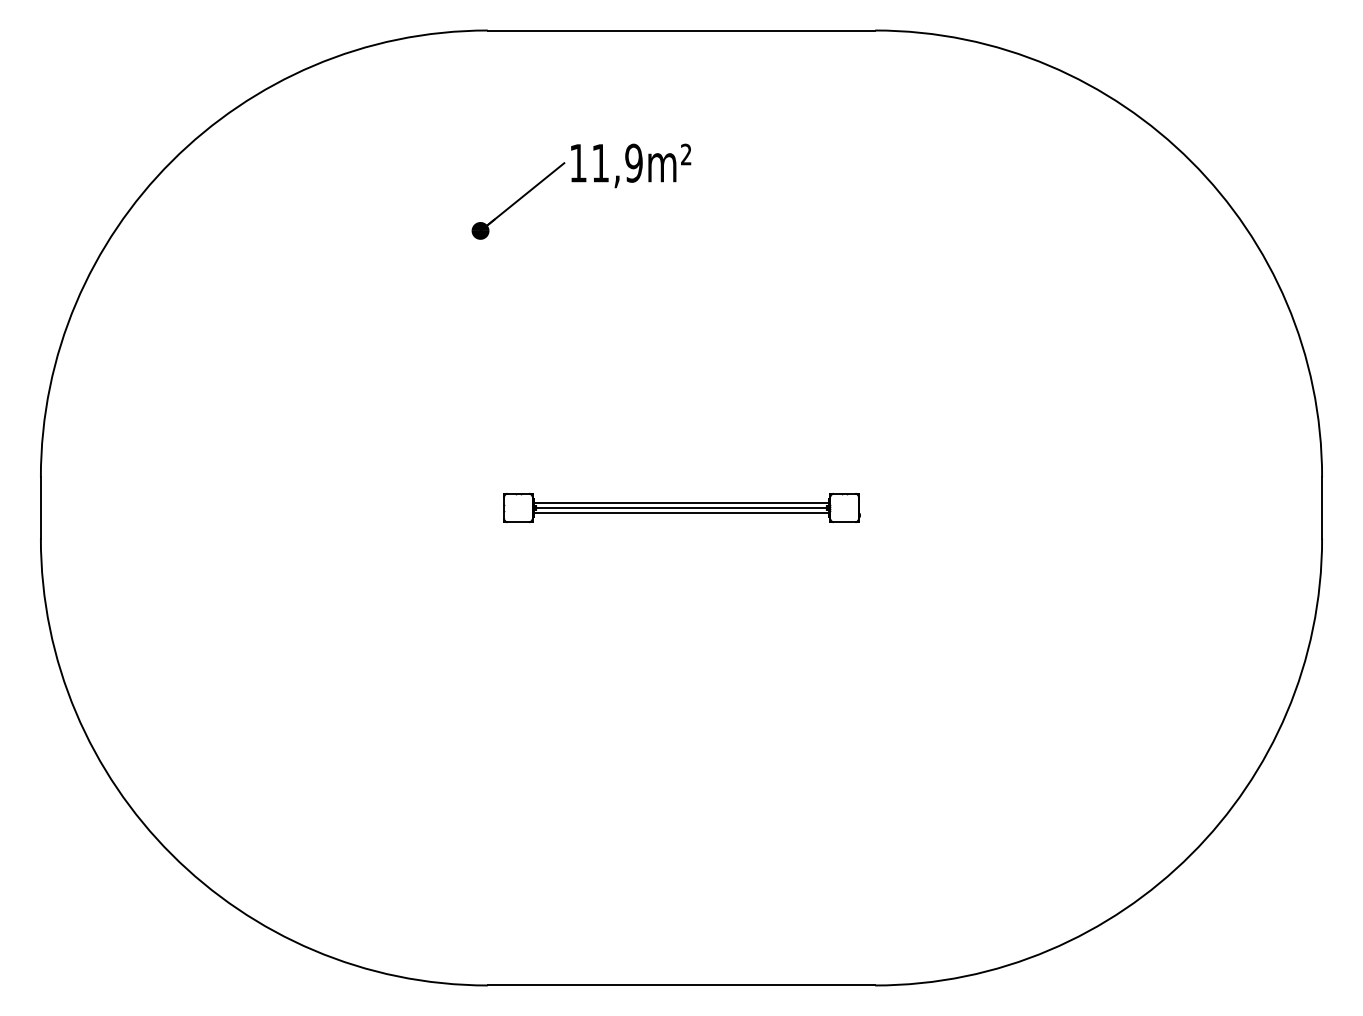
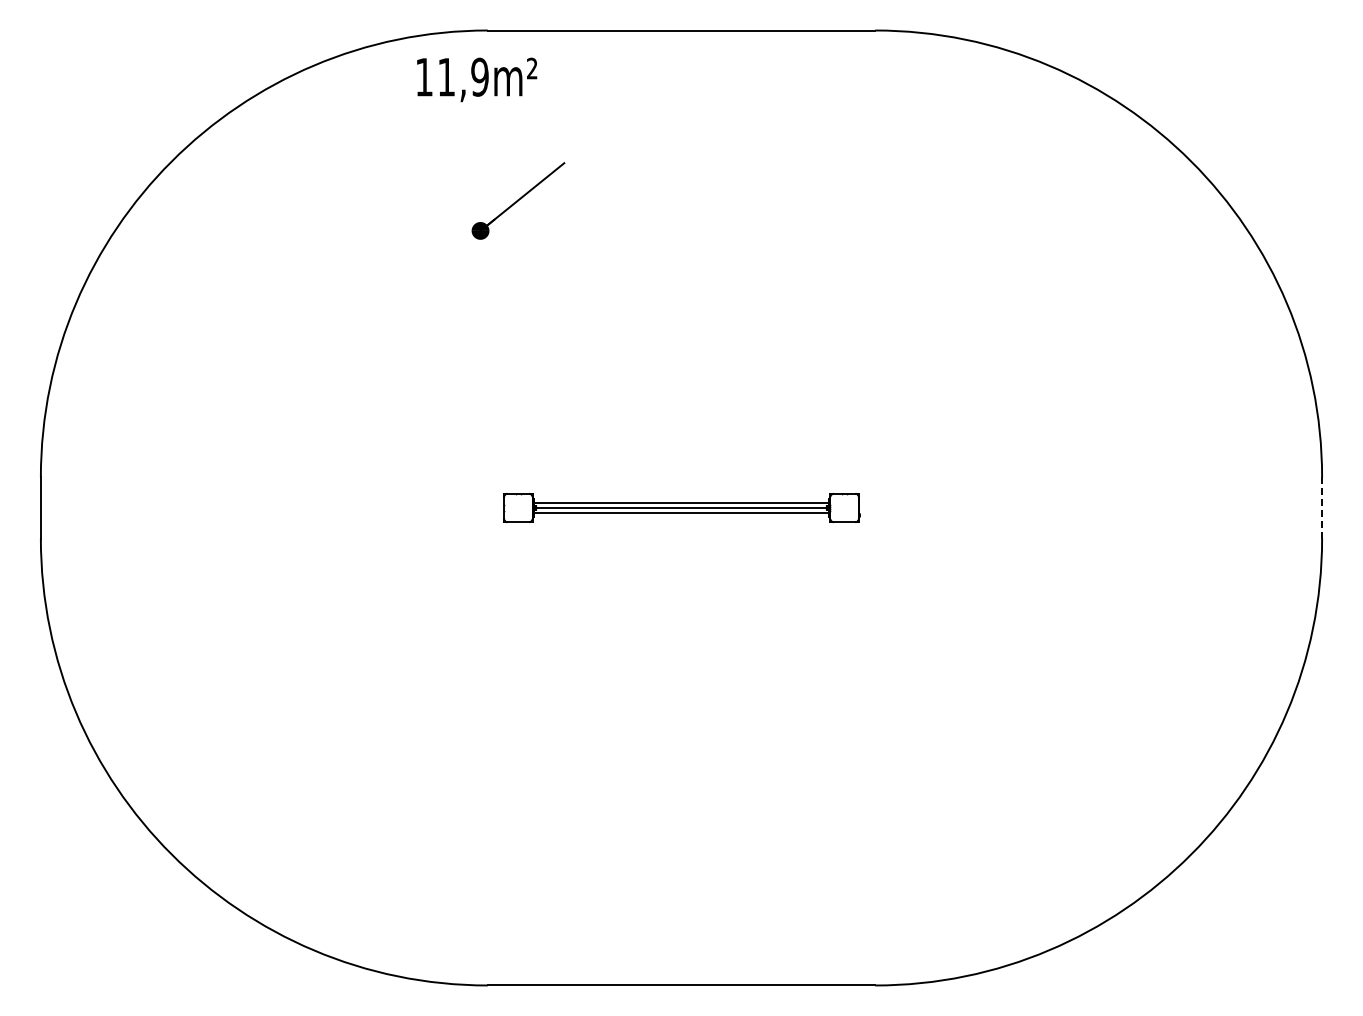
text position: (631, 165) -> (477, 79) (477, 79)
line: solid -> dashed (1322, 508)
